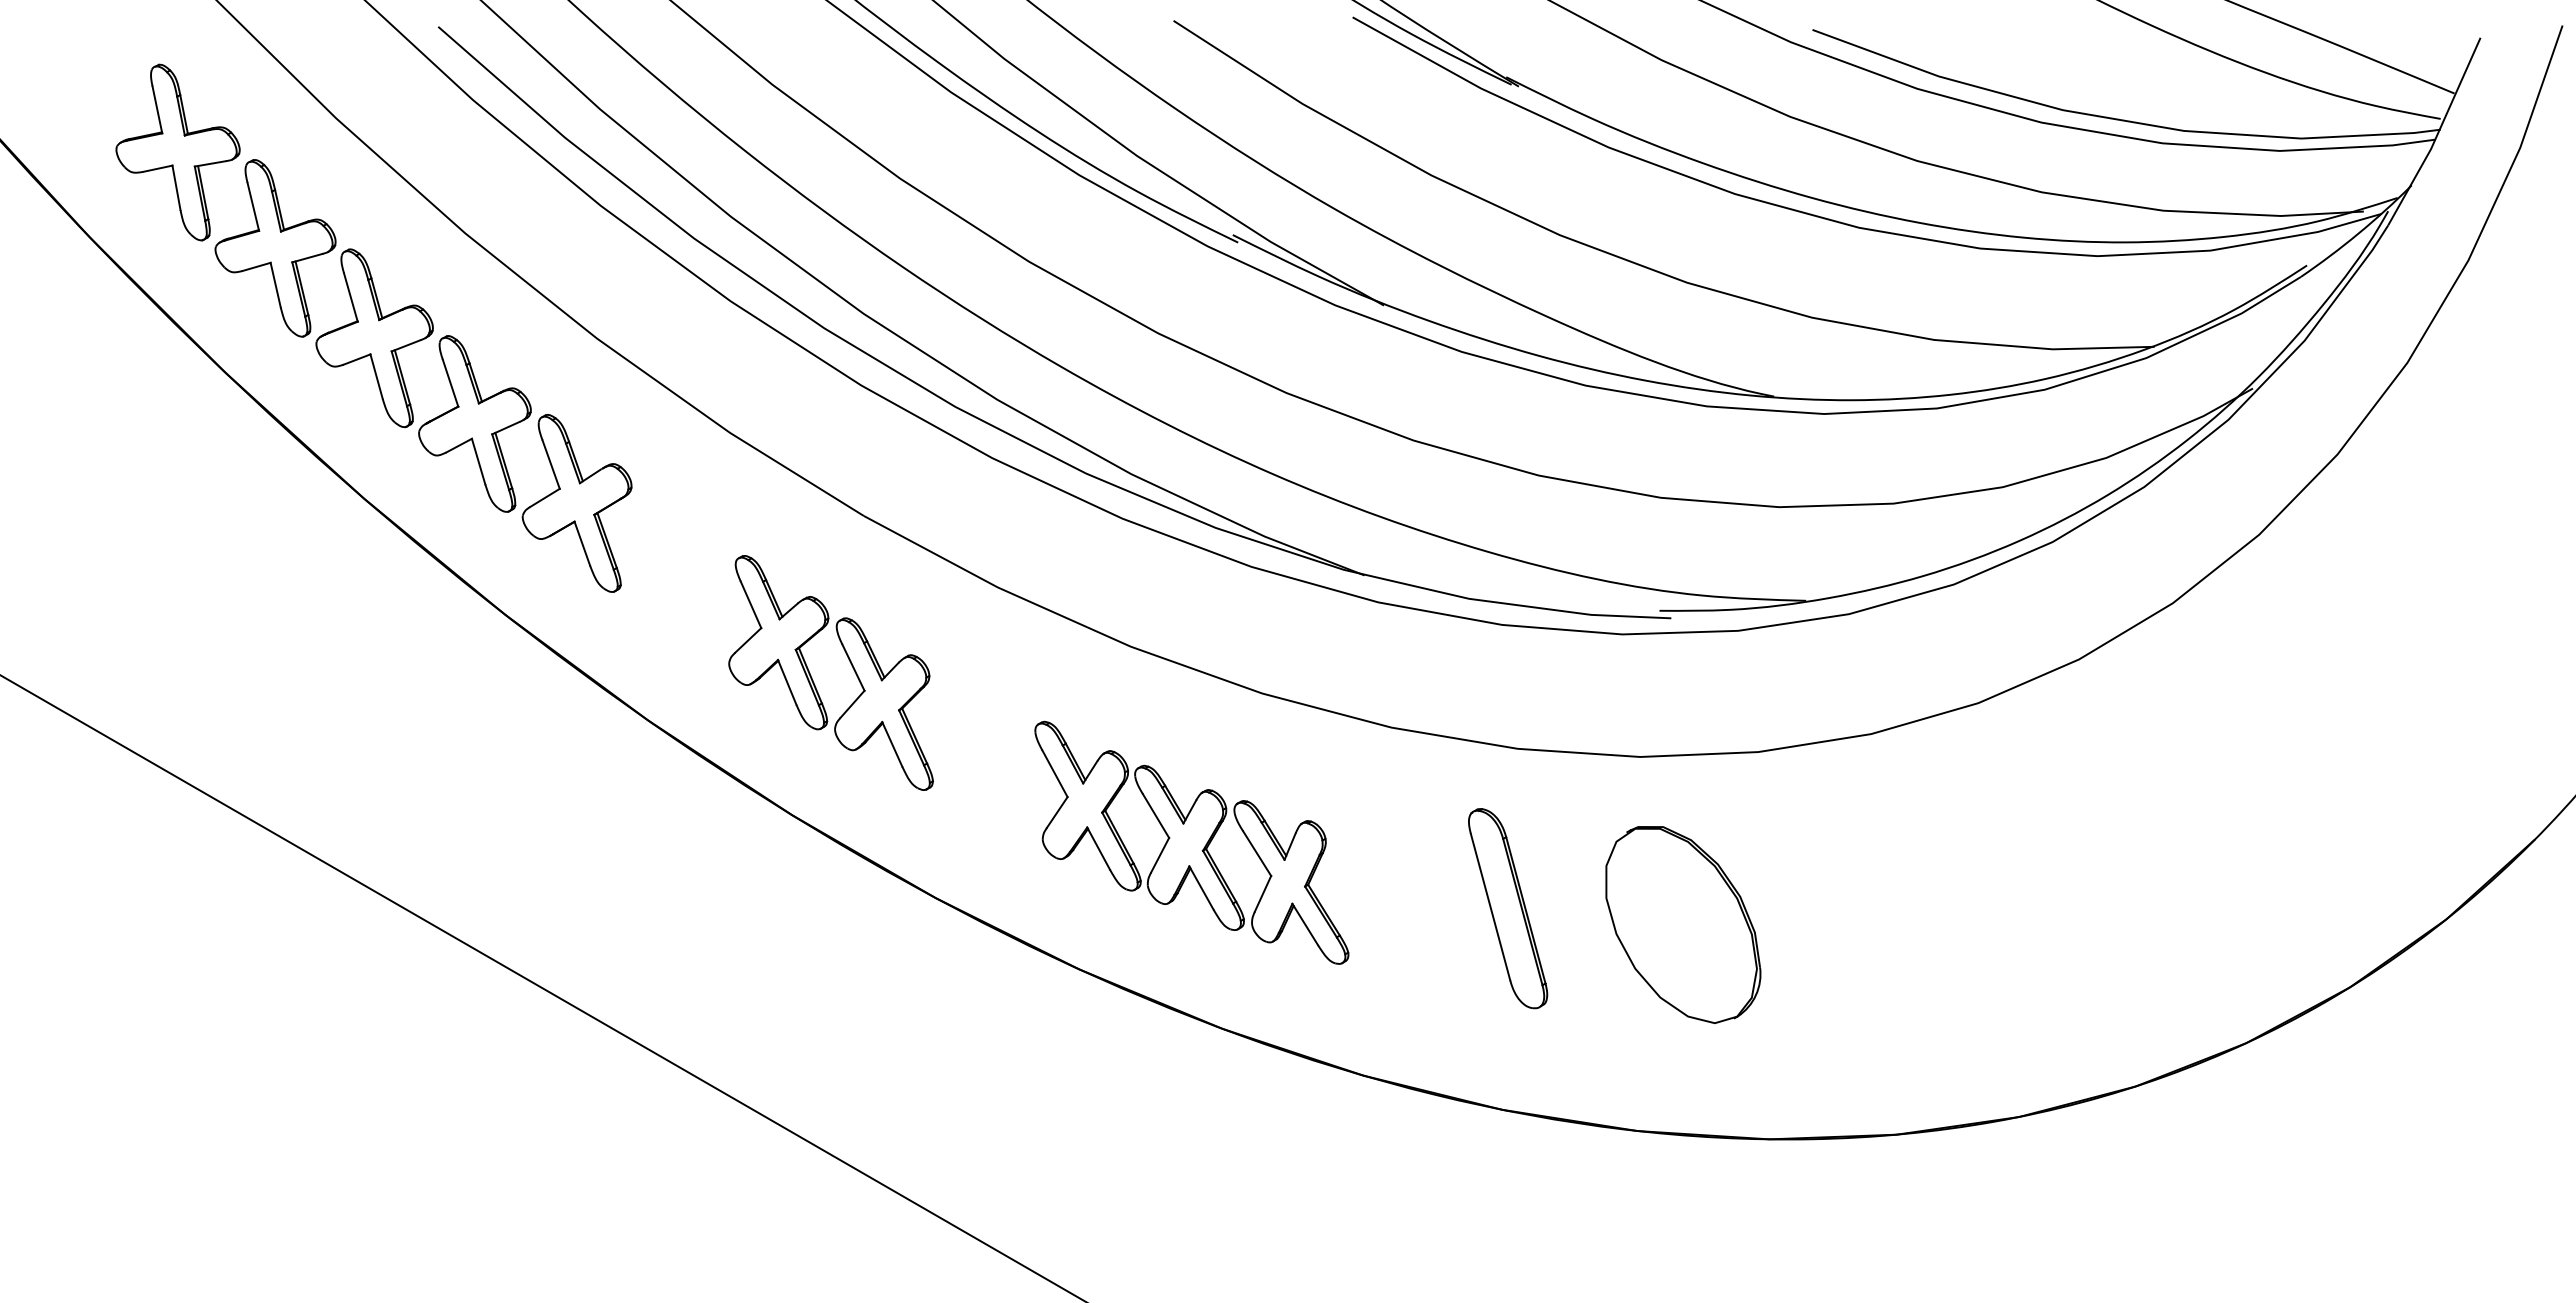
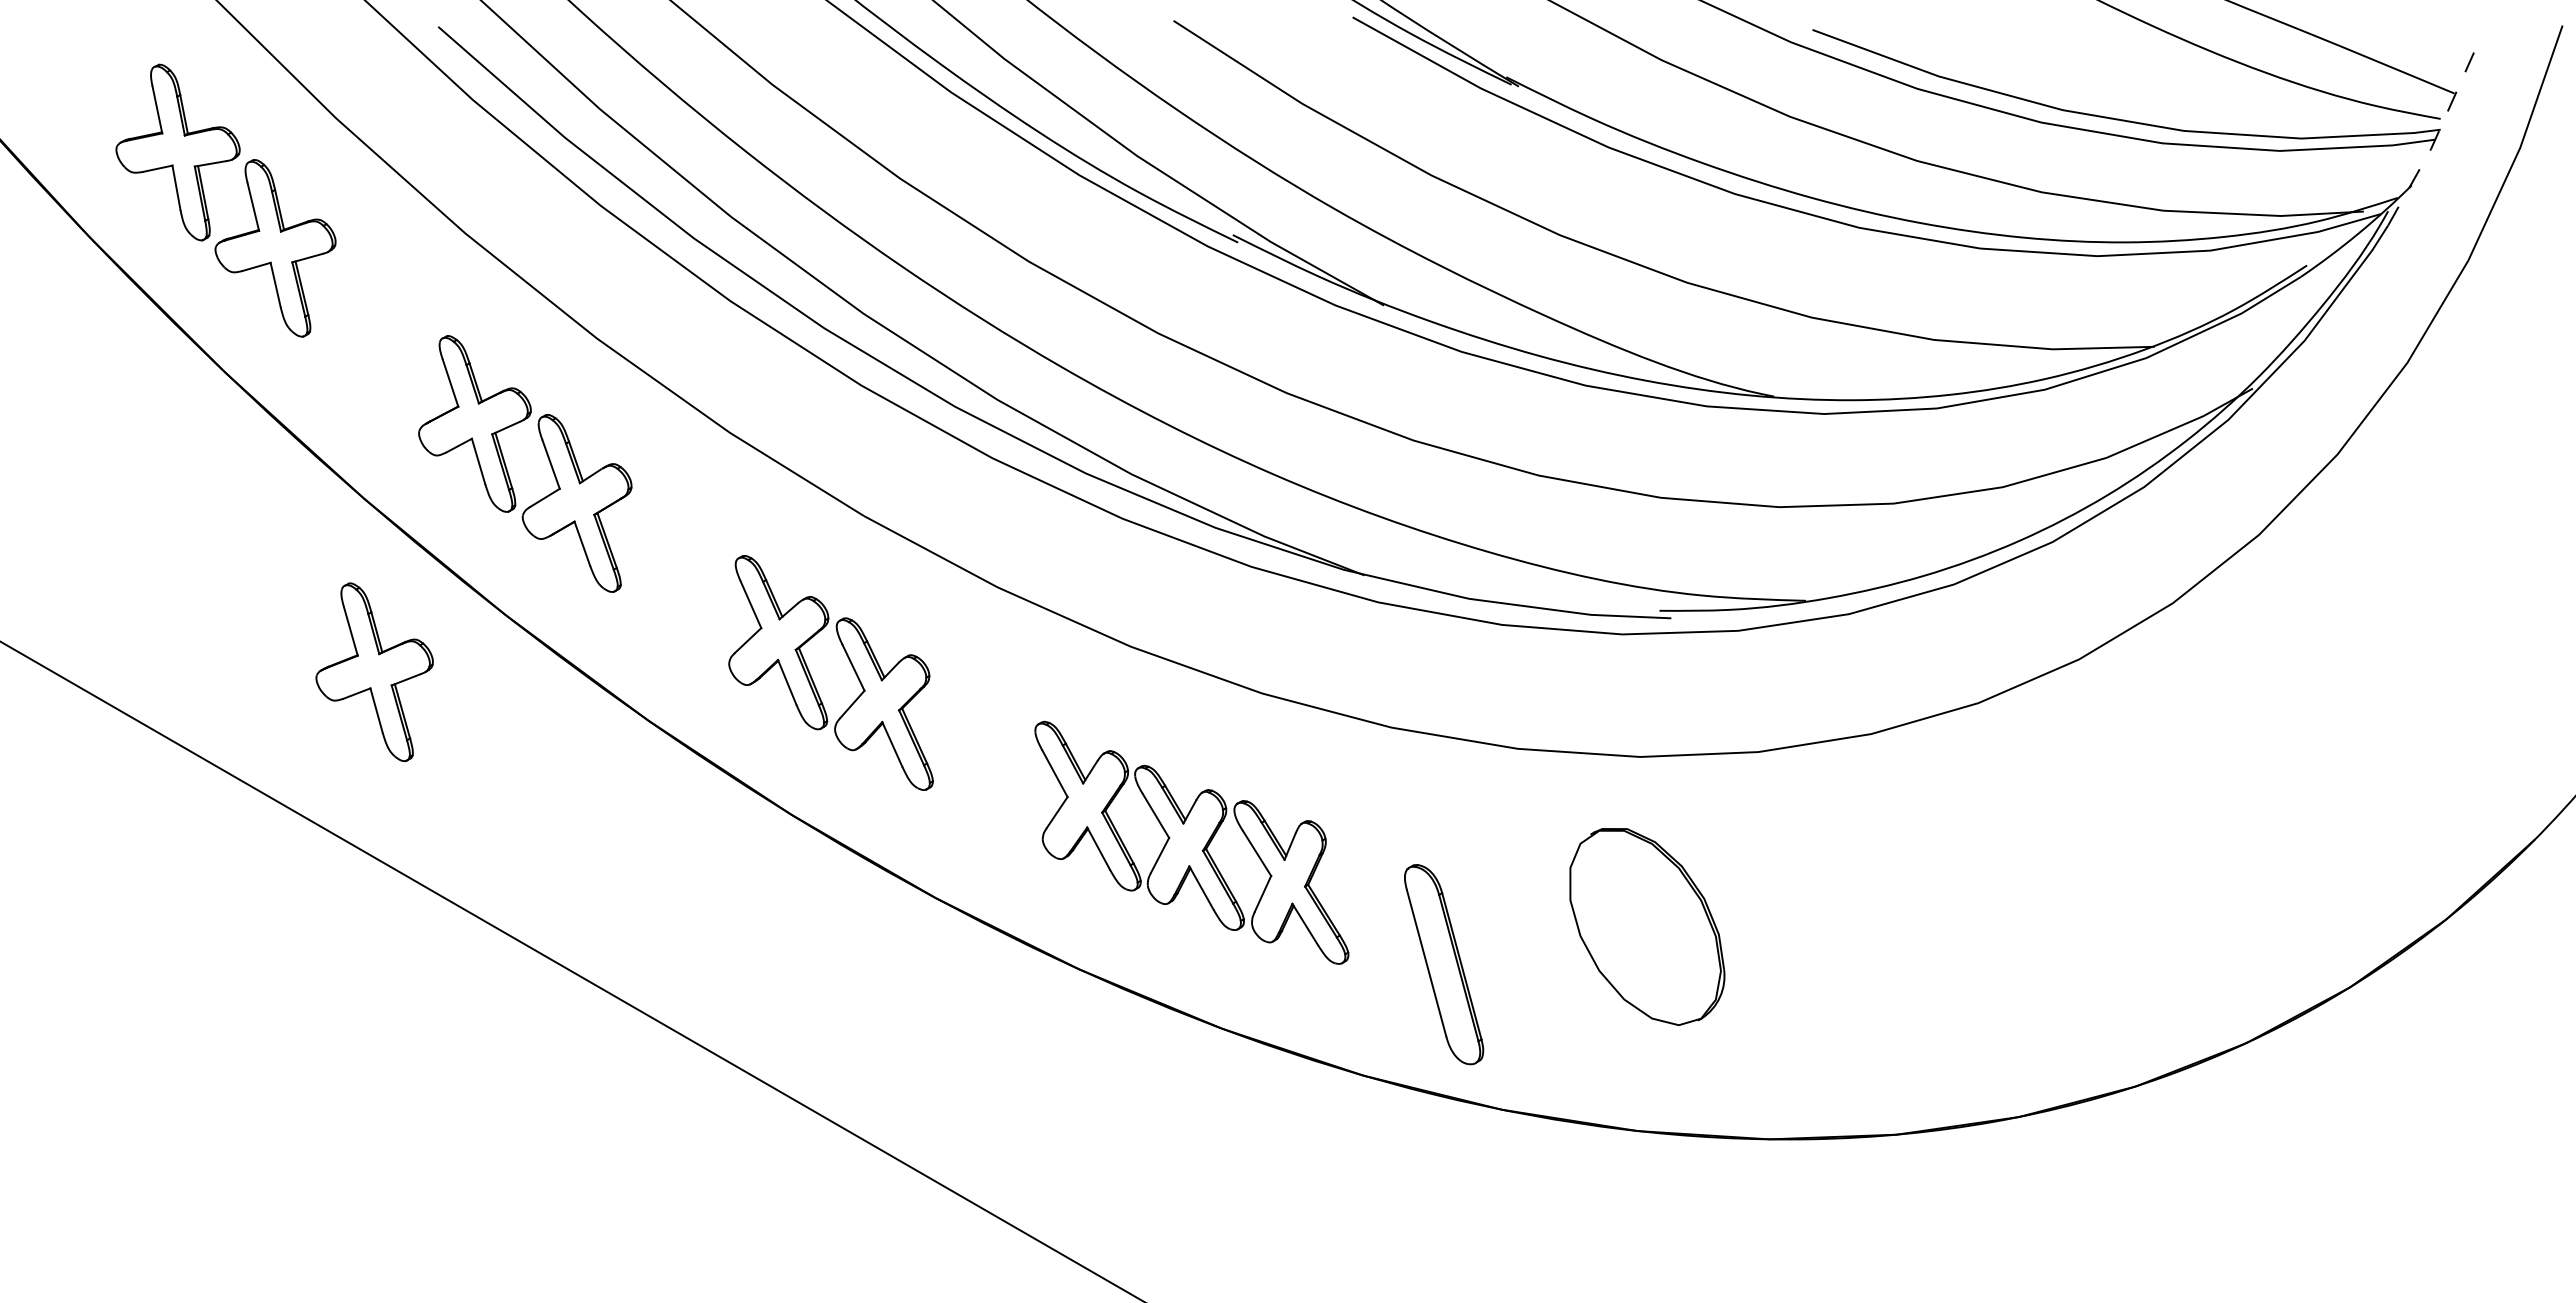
line: solid -> dashed (2437, 133)
part position: (374, 338) -> (374, 672) (374, 672)
part position: (1508, 908) -> (1444, 964) (1444, 964)
part position: (1683, 924) -> (1647, 926) (1647, 926)
line position: (542, 987) -> (571, 970) (571, 970)
